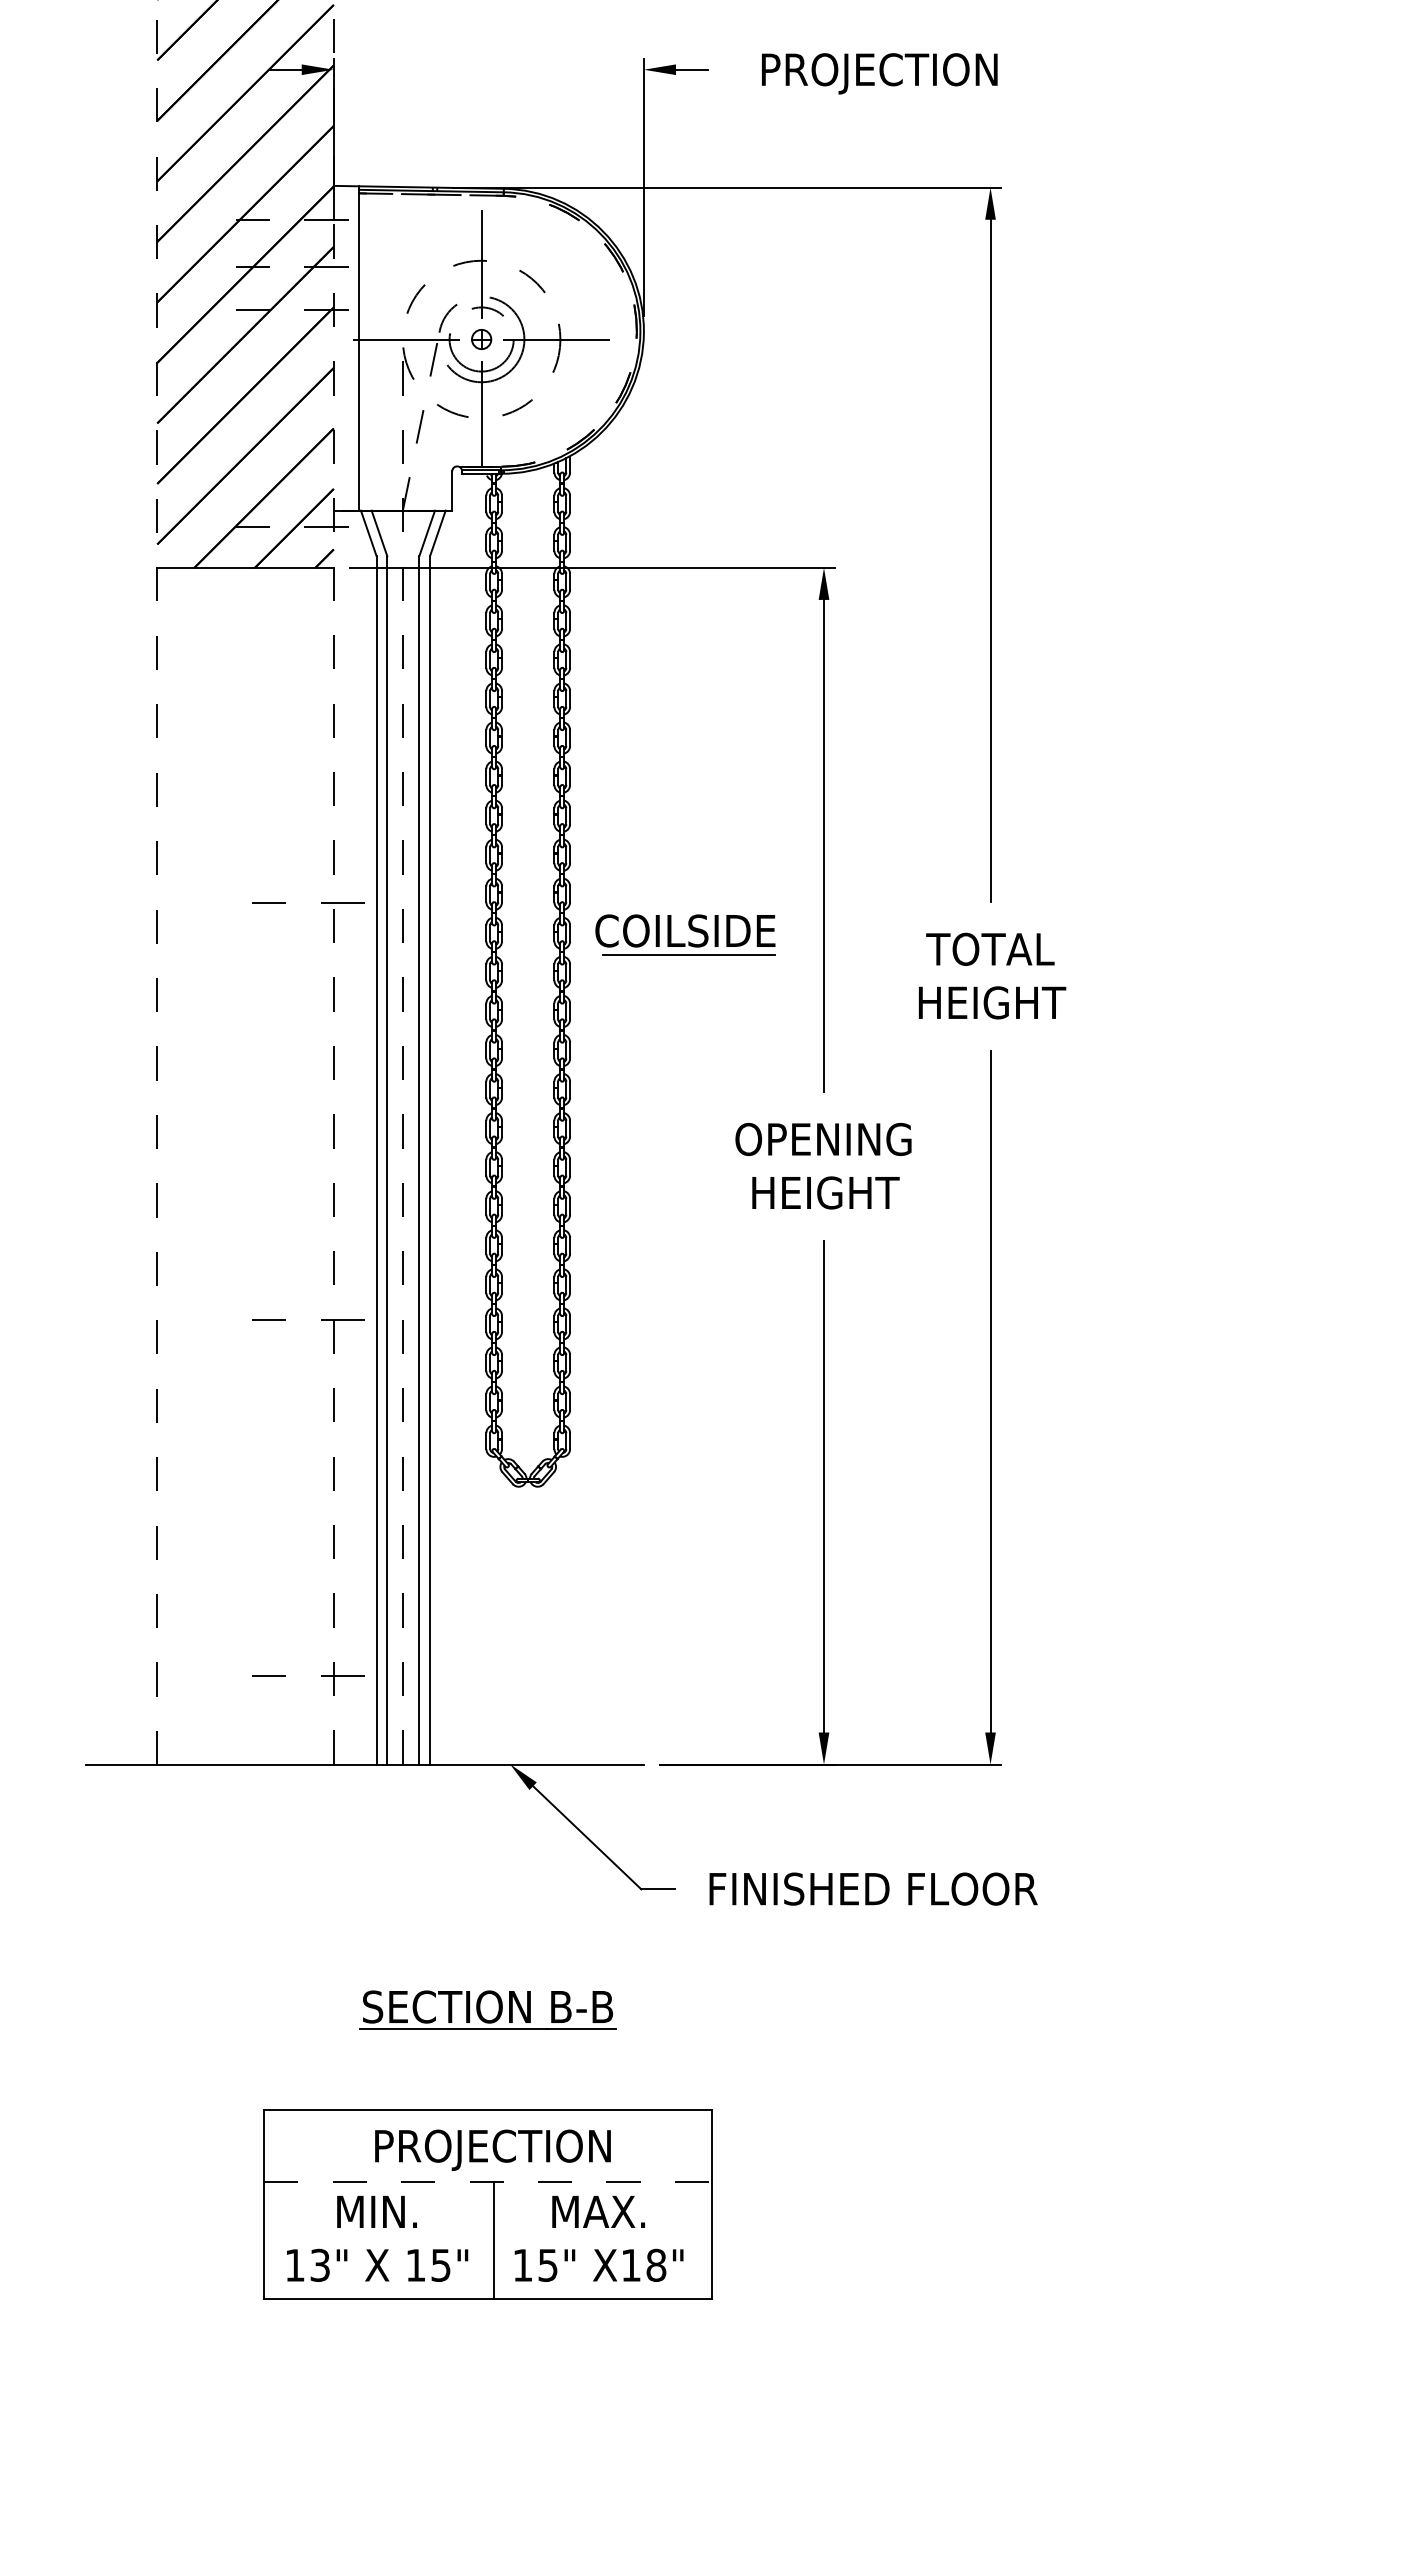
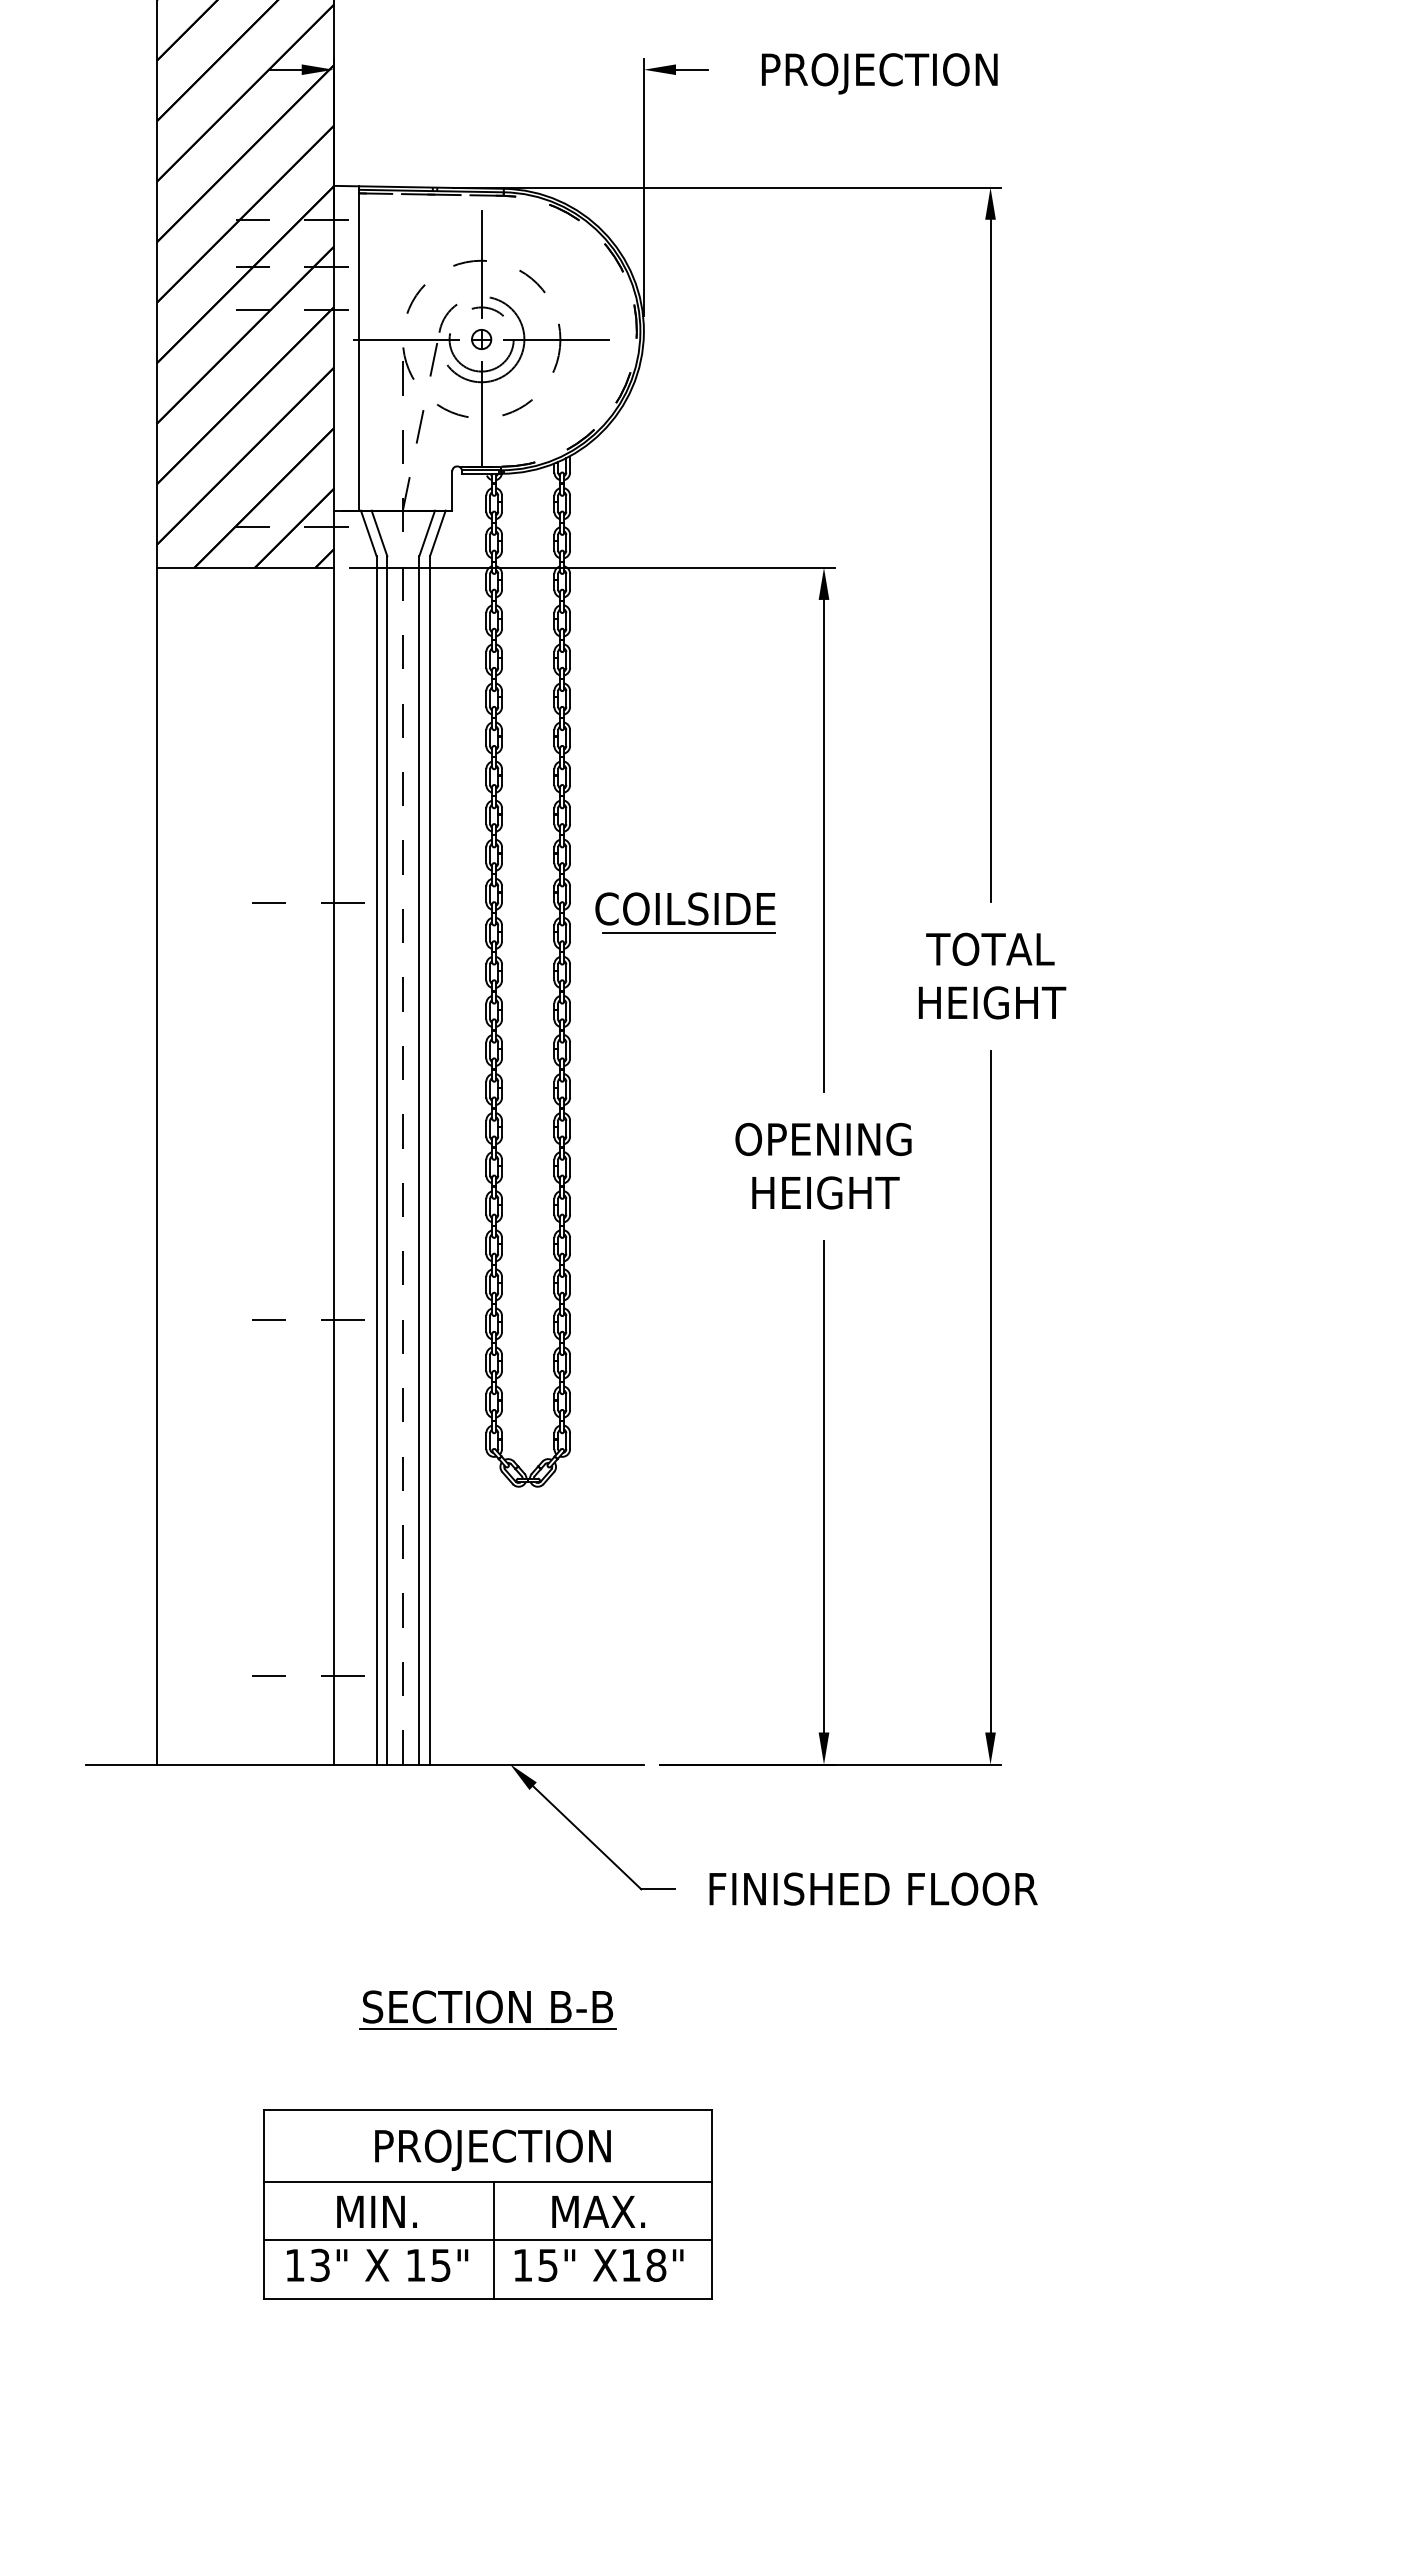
line: dashed -> solid (157, 882)
line: dashed -> solid (333, 882)
part position: (690, 929) -> (690, 907) (690, 907)
line: dashed -> solid (487, 2182)
line: none -> present (487, 2240)
